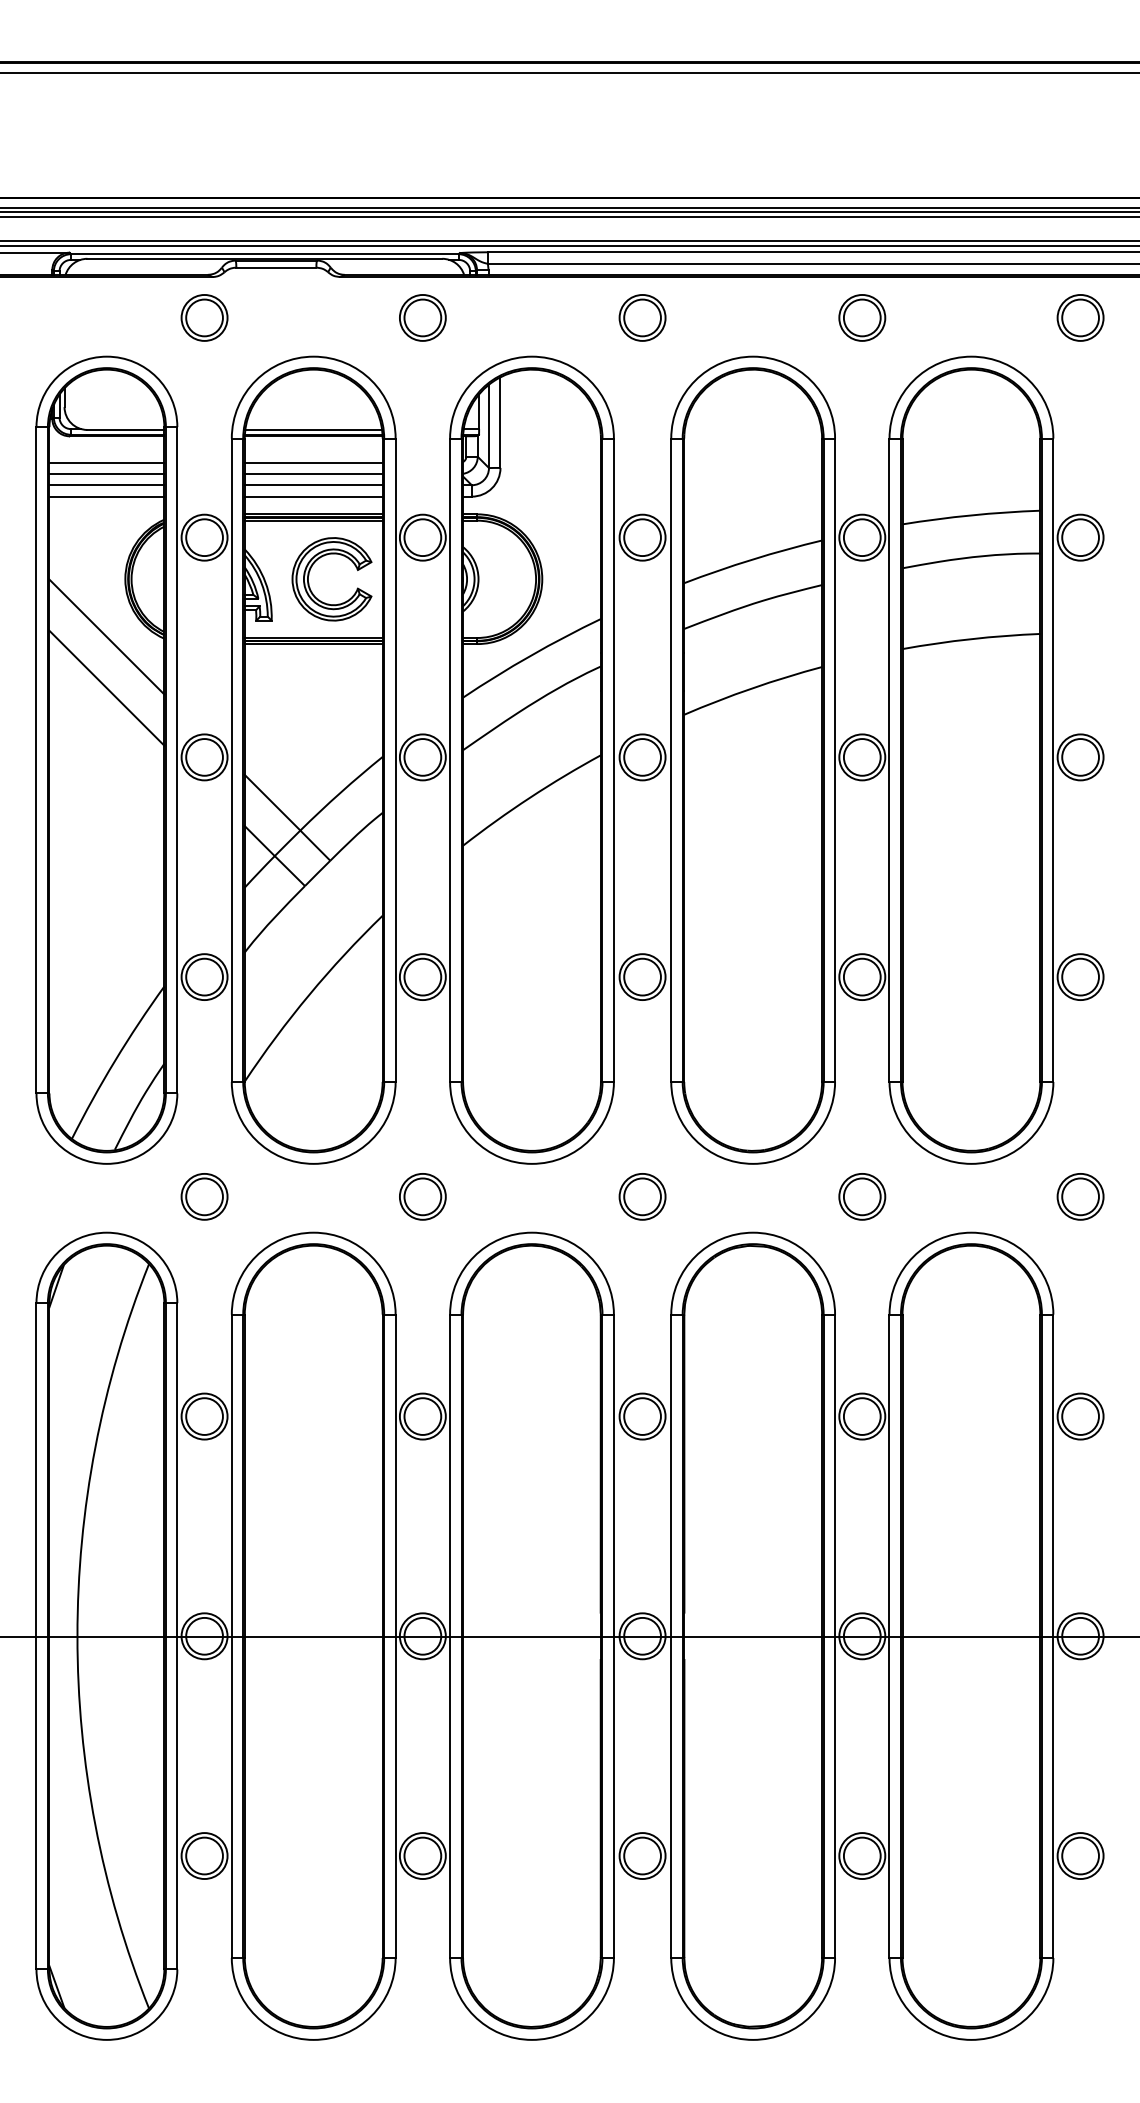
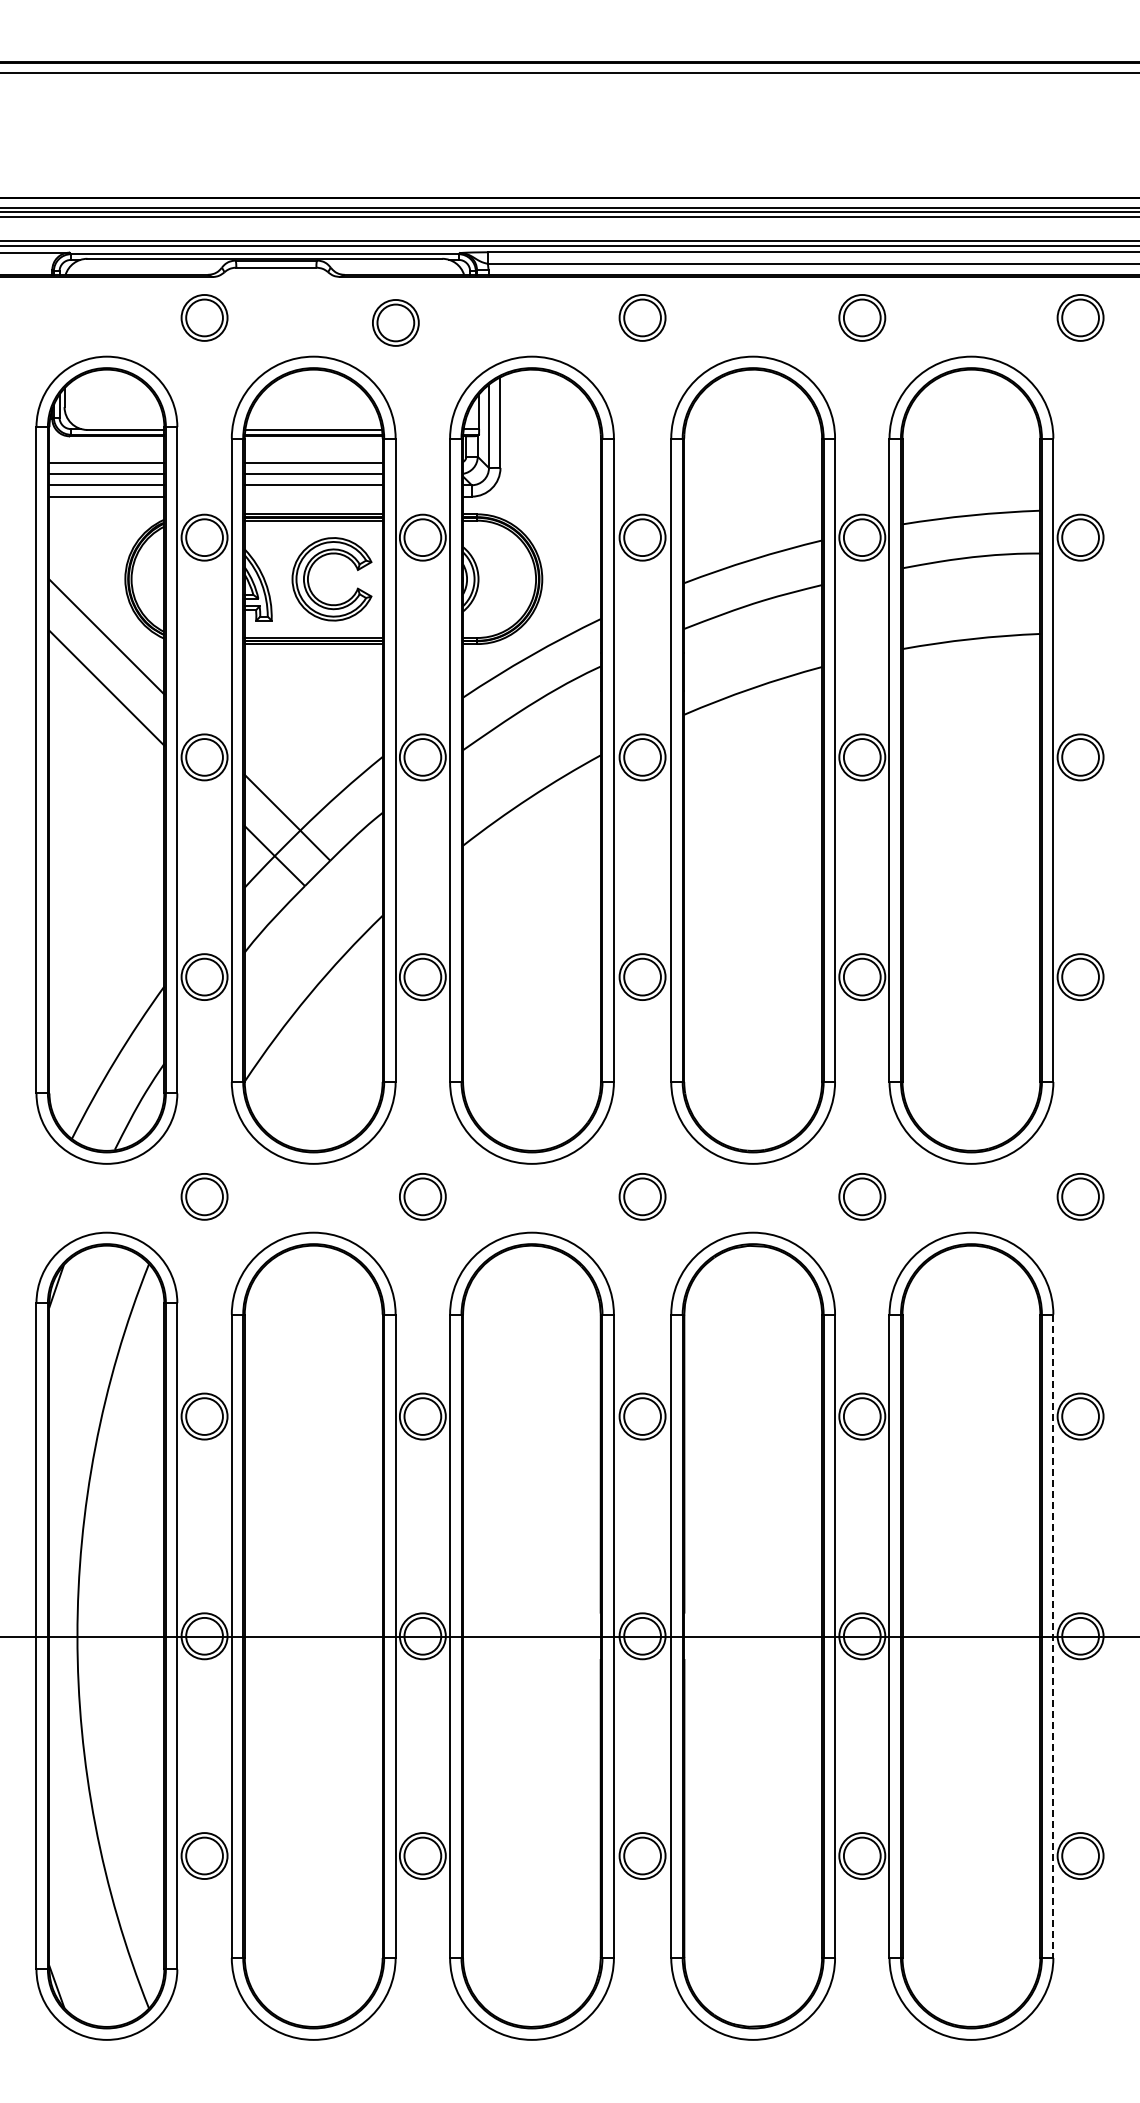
part position: (422, 317) -> (395, 322) (395, 322)
line: present -> none (313, 496)
line: solid -> dashed (1053, 1636)
